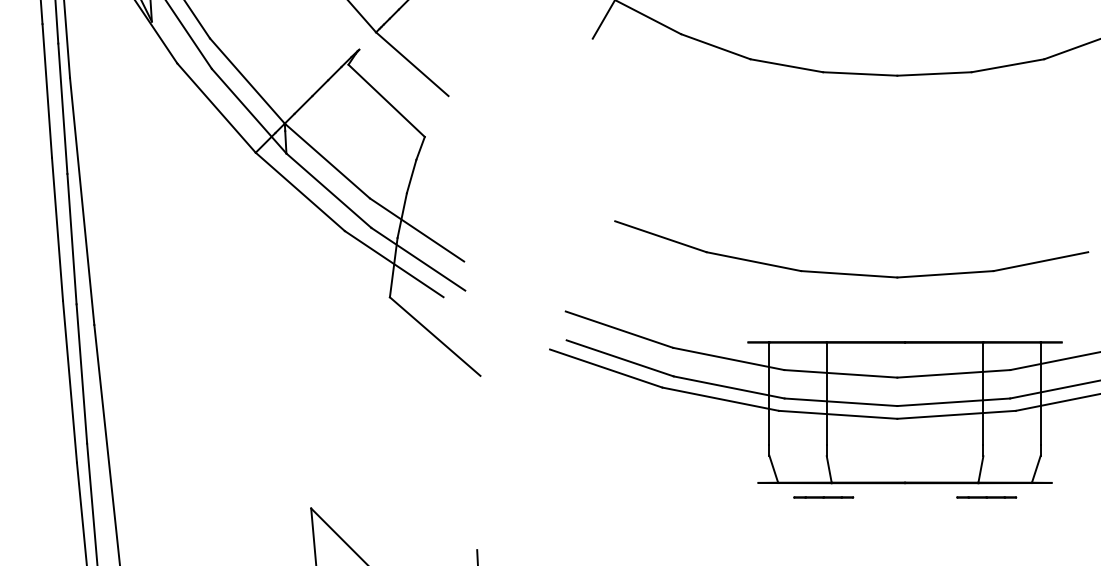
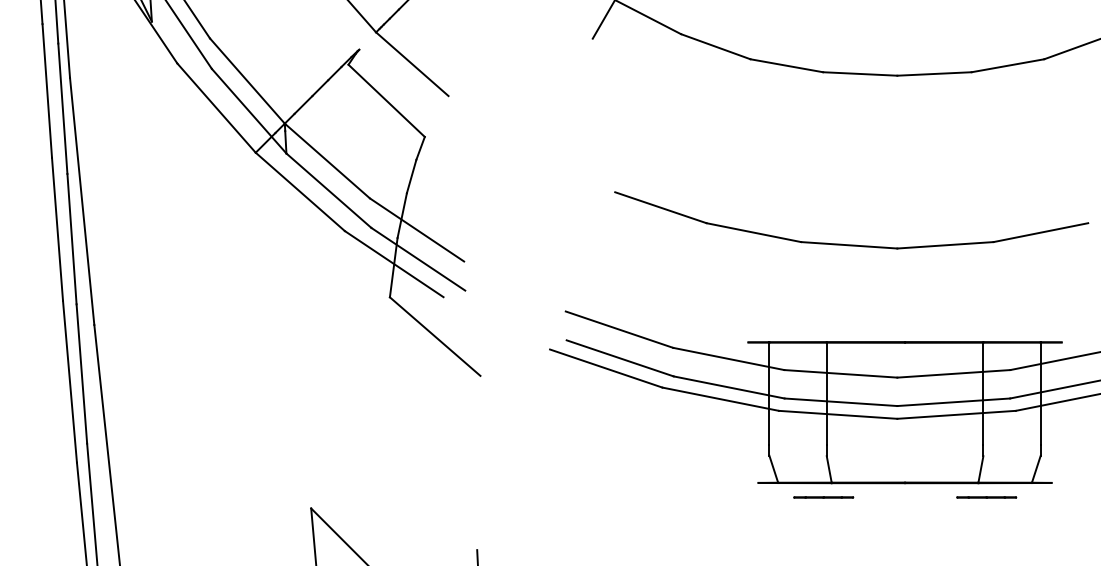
part position: (851, 273) -> (851, 244) (851, 244)
